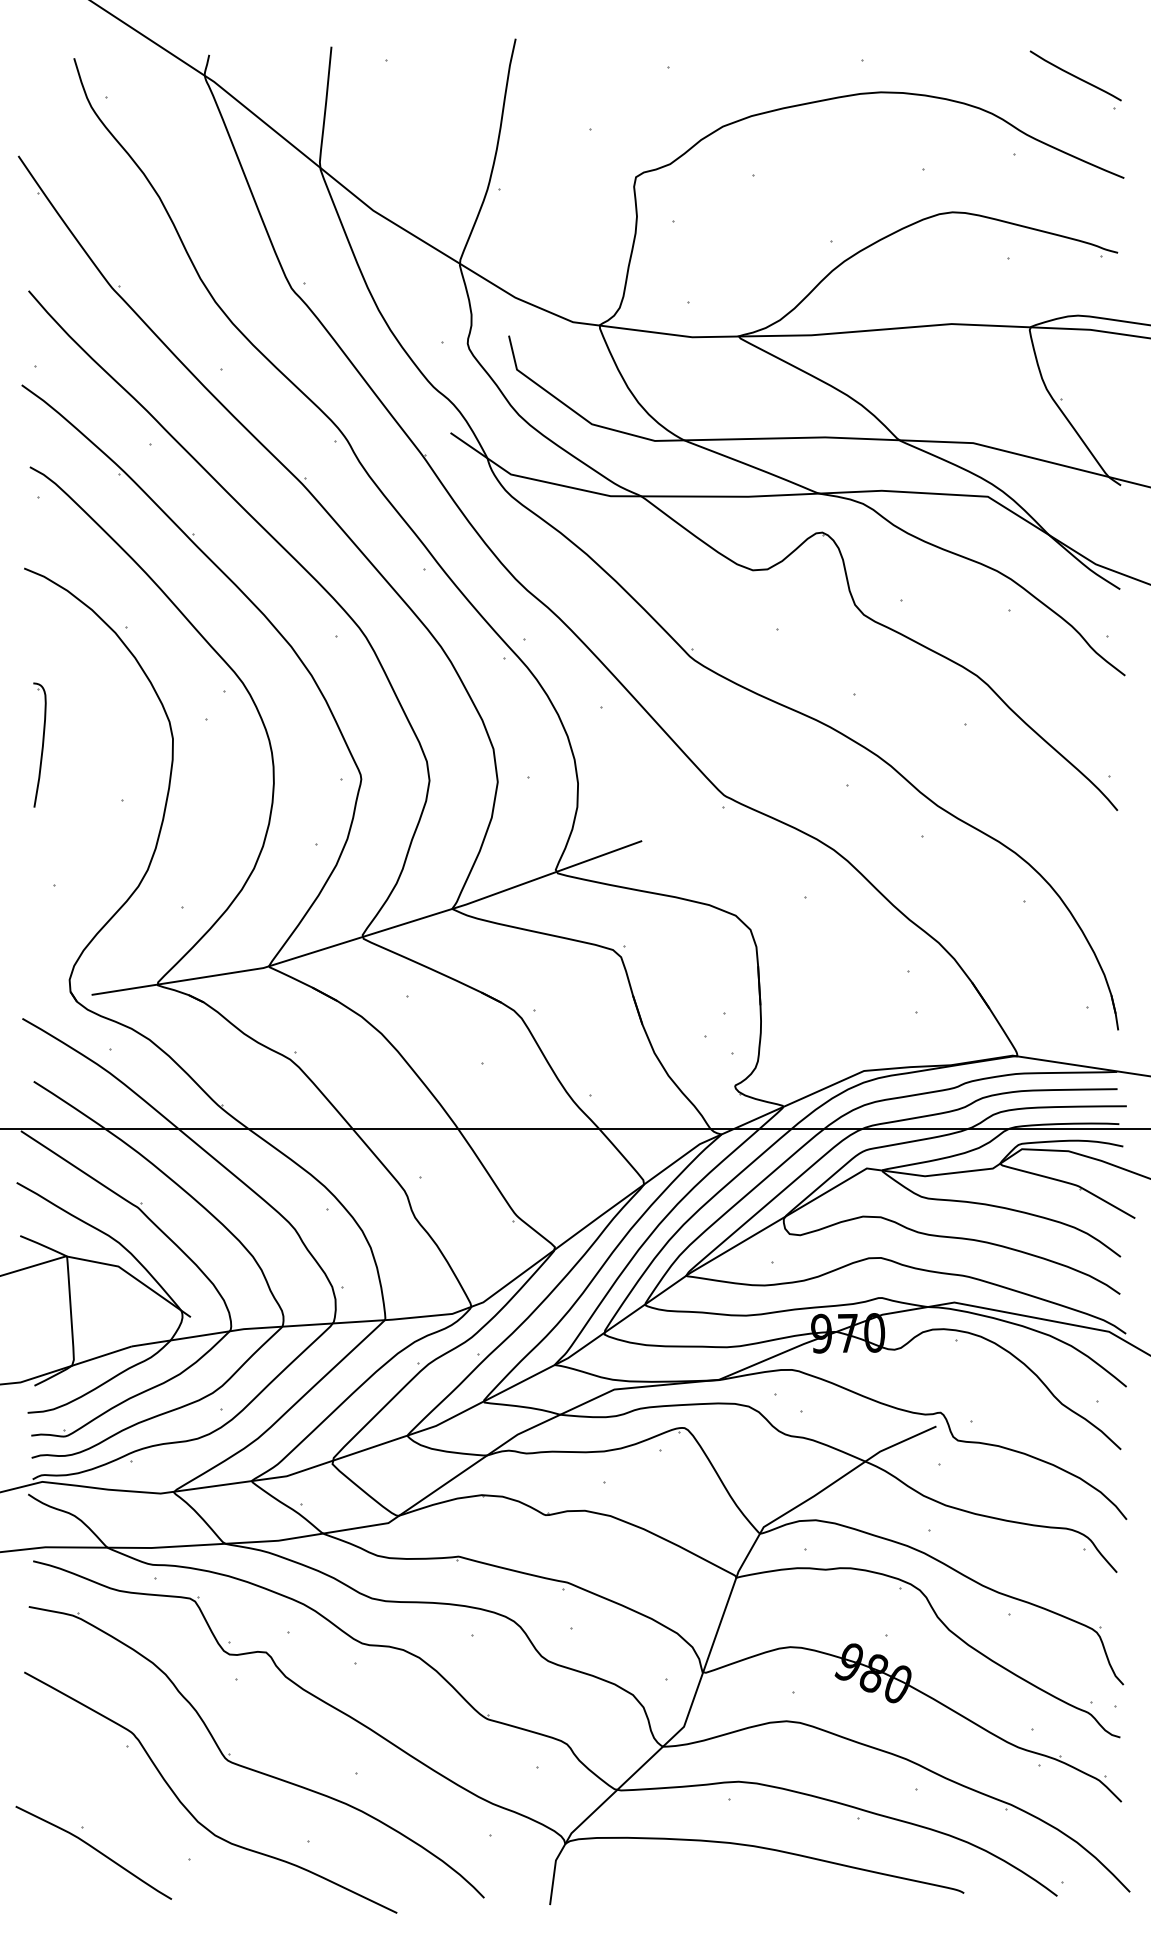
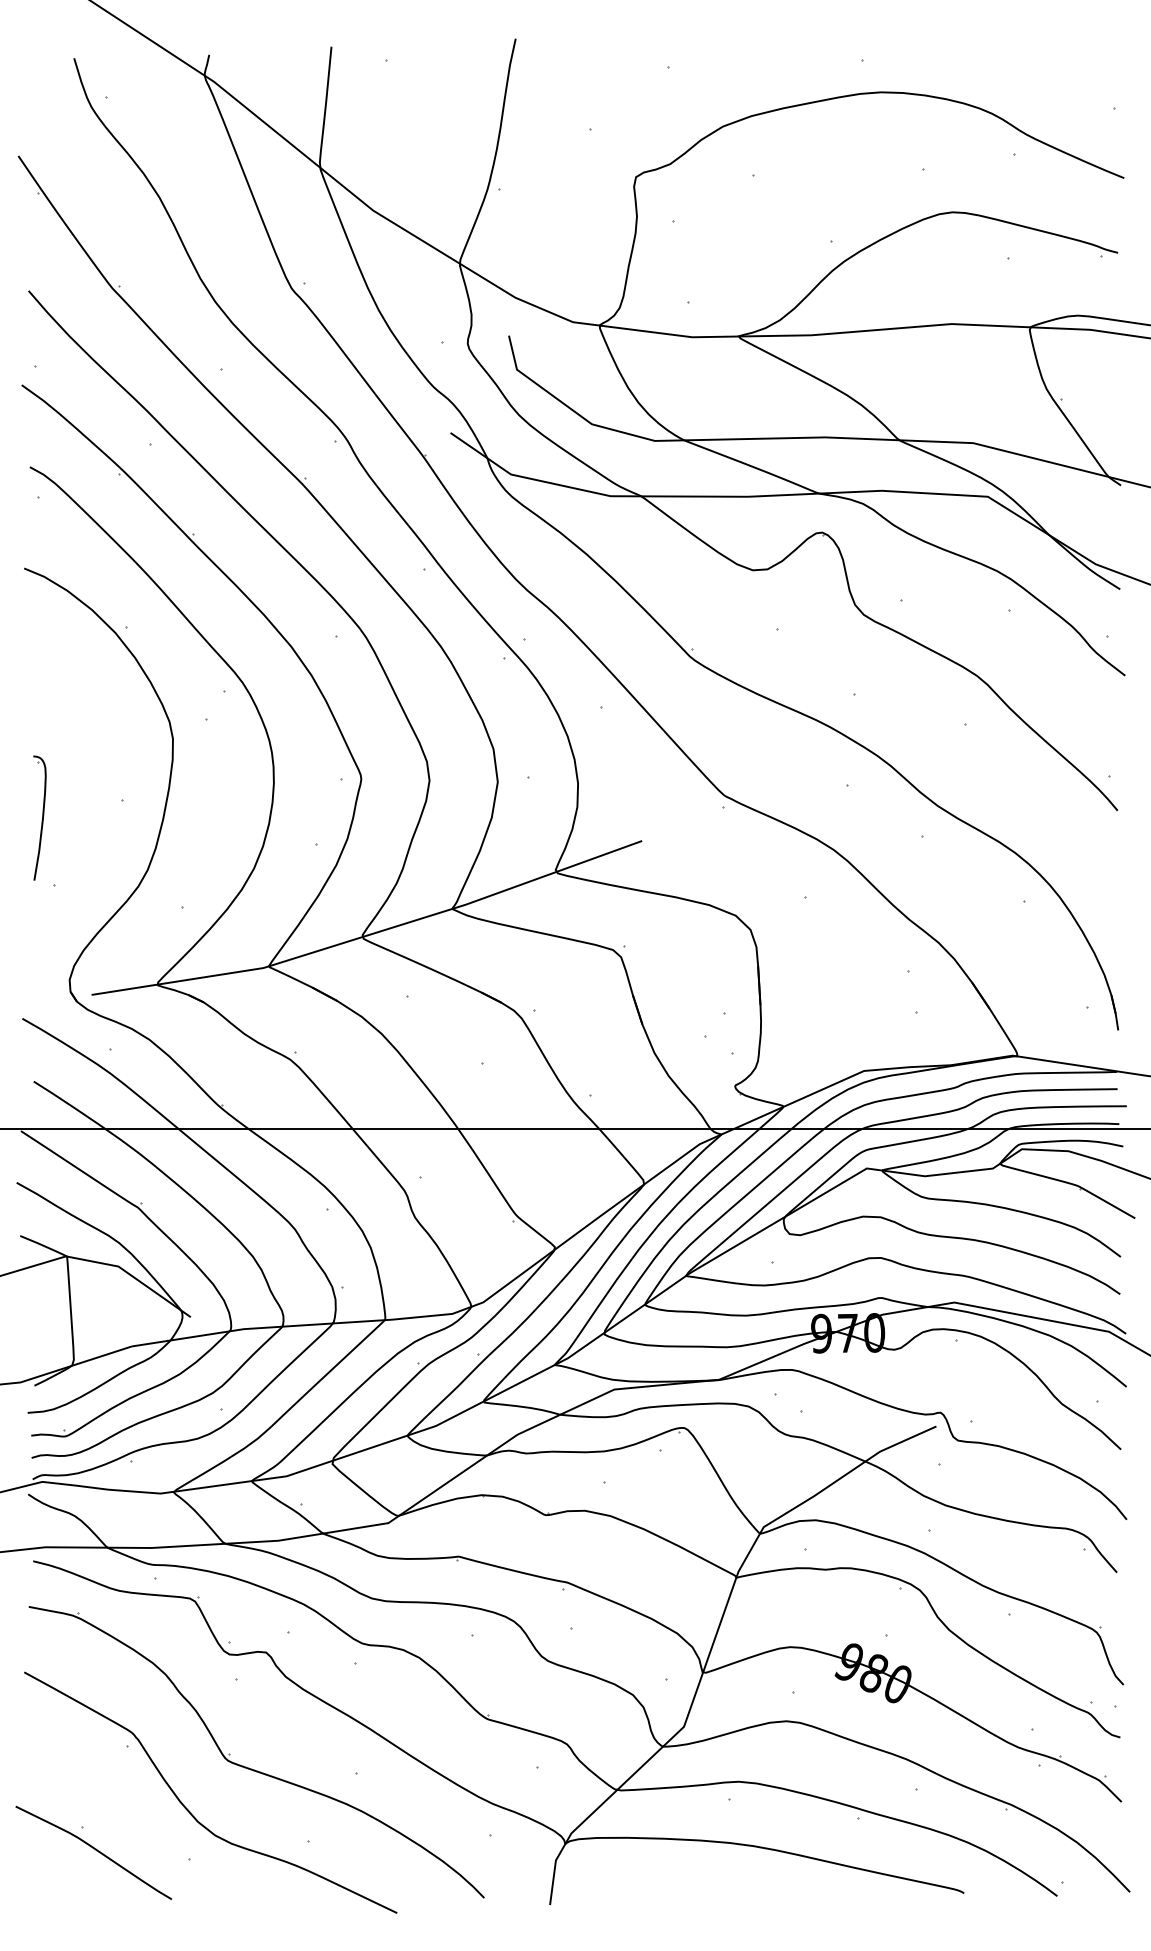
curve: present -> none (1075, 75)
part position: (39, 744) -> (39, 817) (39, 817)
